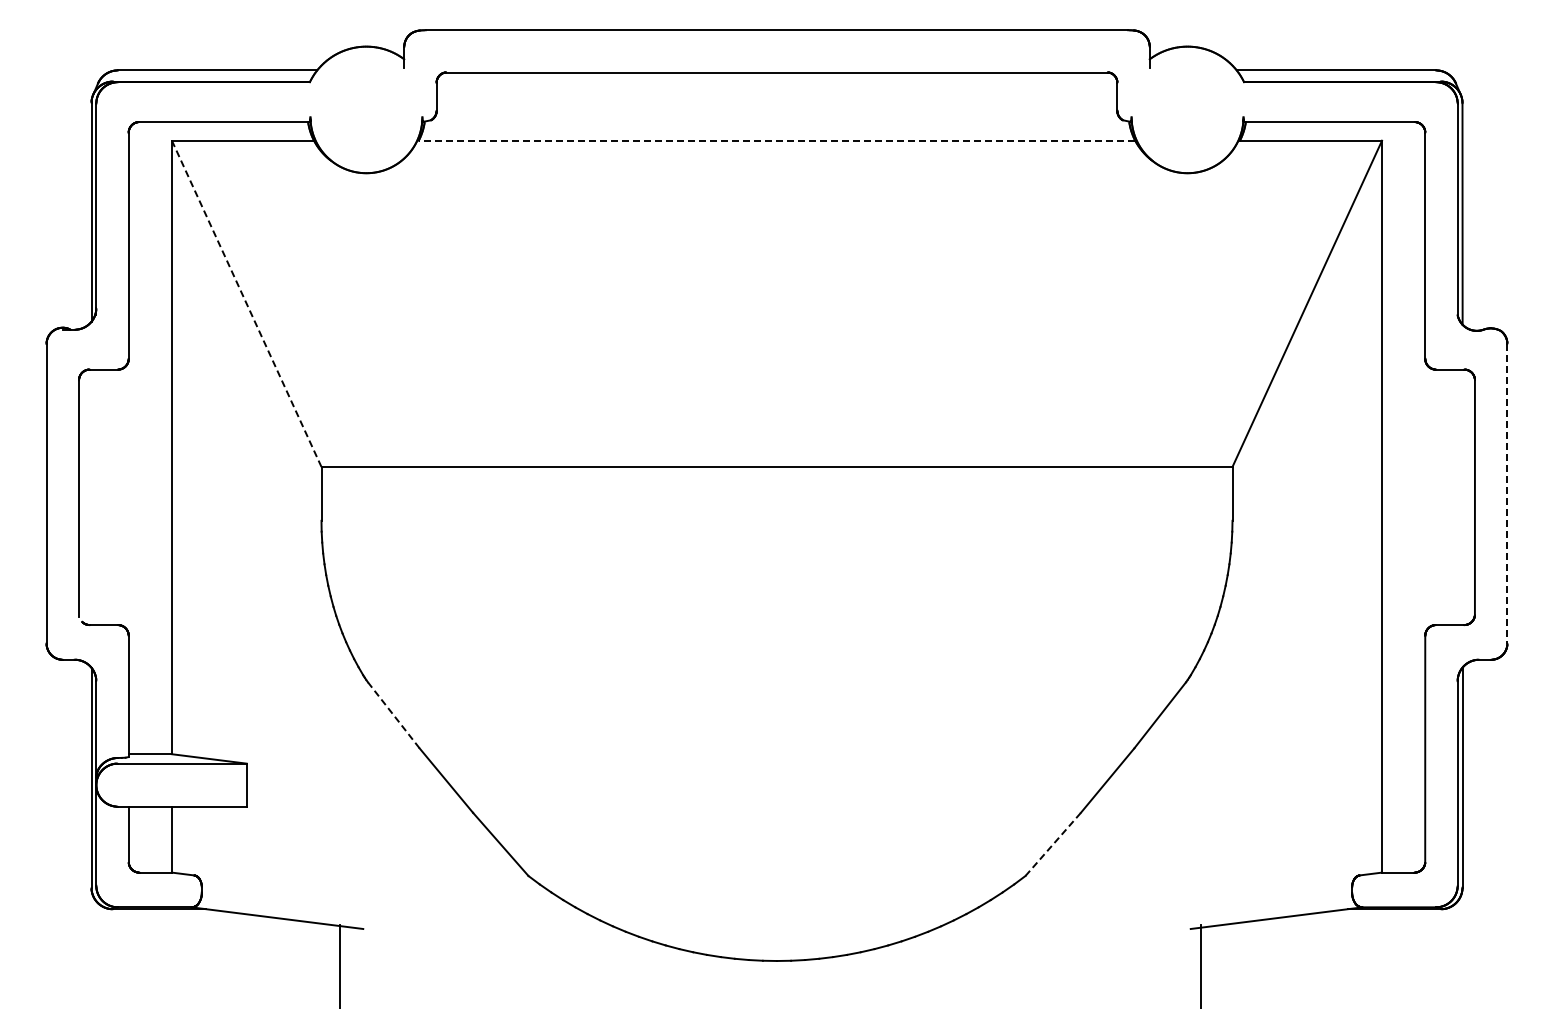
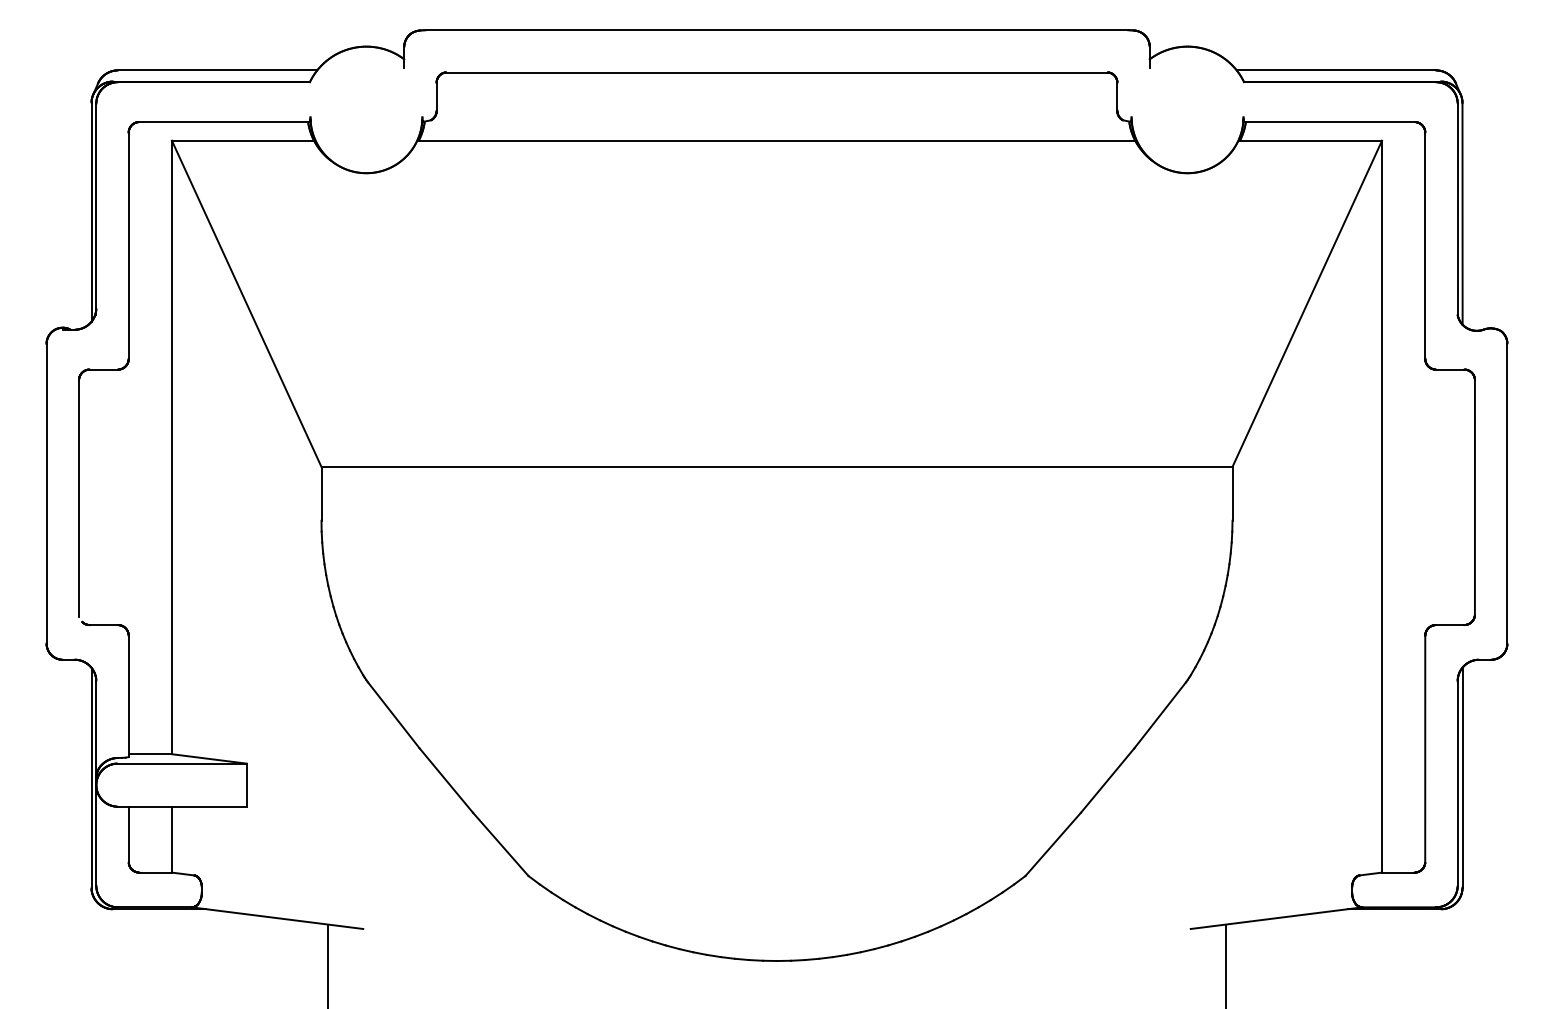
line: dashed -> solid (776, 140)
line: dashed -> solid (246, 303)
line: dashed -> solid (1507, 493)
line: dashed -> solid (393, 715)
line: dashed -> solid (1053, 844)
line position: (339, 964) -> (327, 964) (327, 964)
line position: (1201, 964) -> (1226, 964) (1226, 964)
